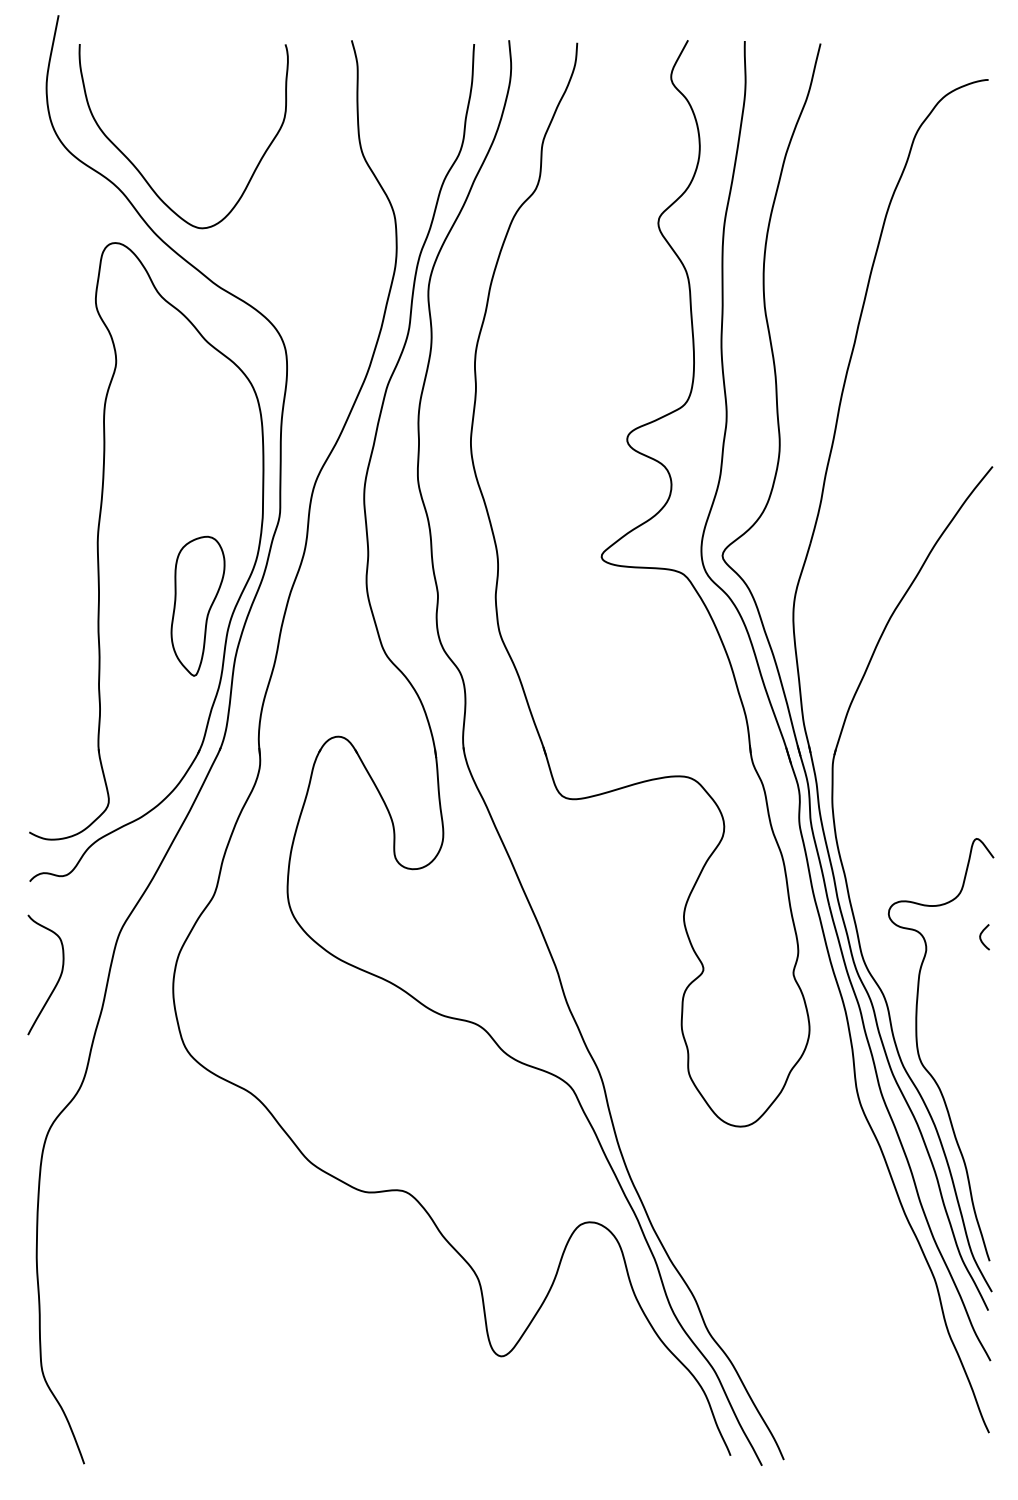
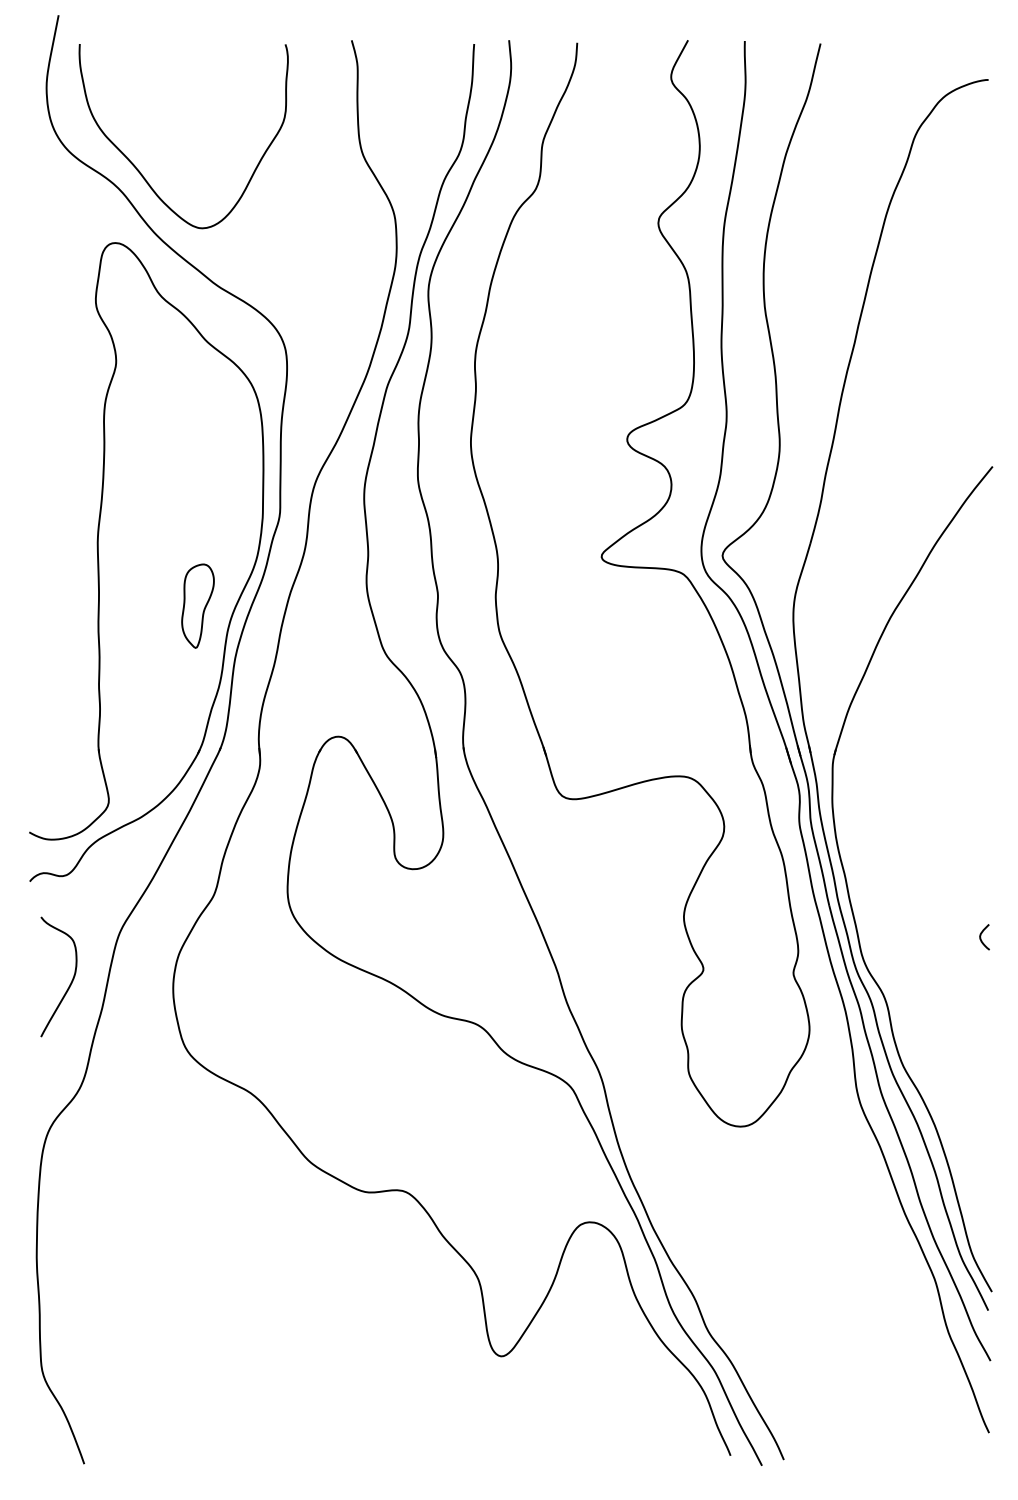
part size: 56x142 px -> 34x86 px (197, 605)
curve position: (57, 980) -> (70, 982) (70, 982)
curve: present -> none (920, 1056)
